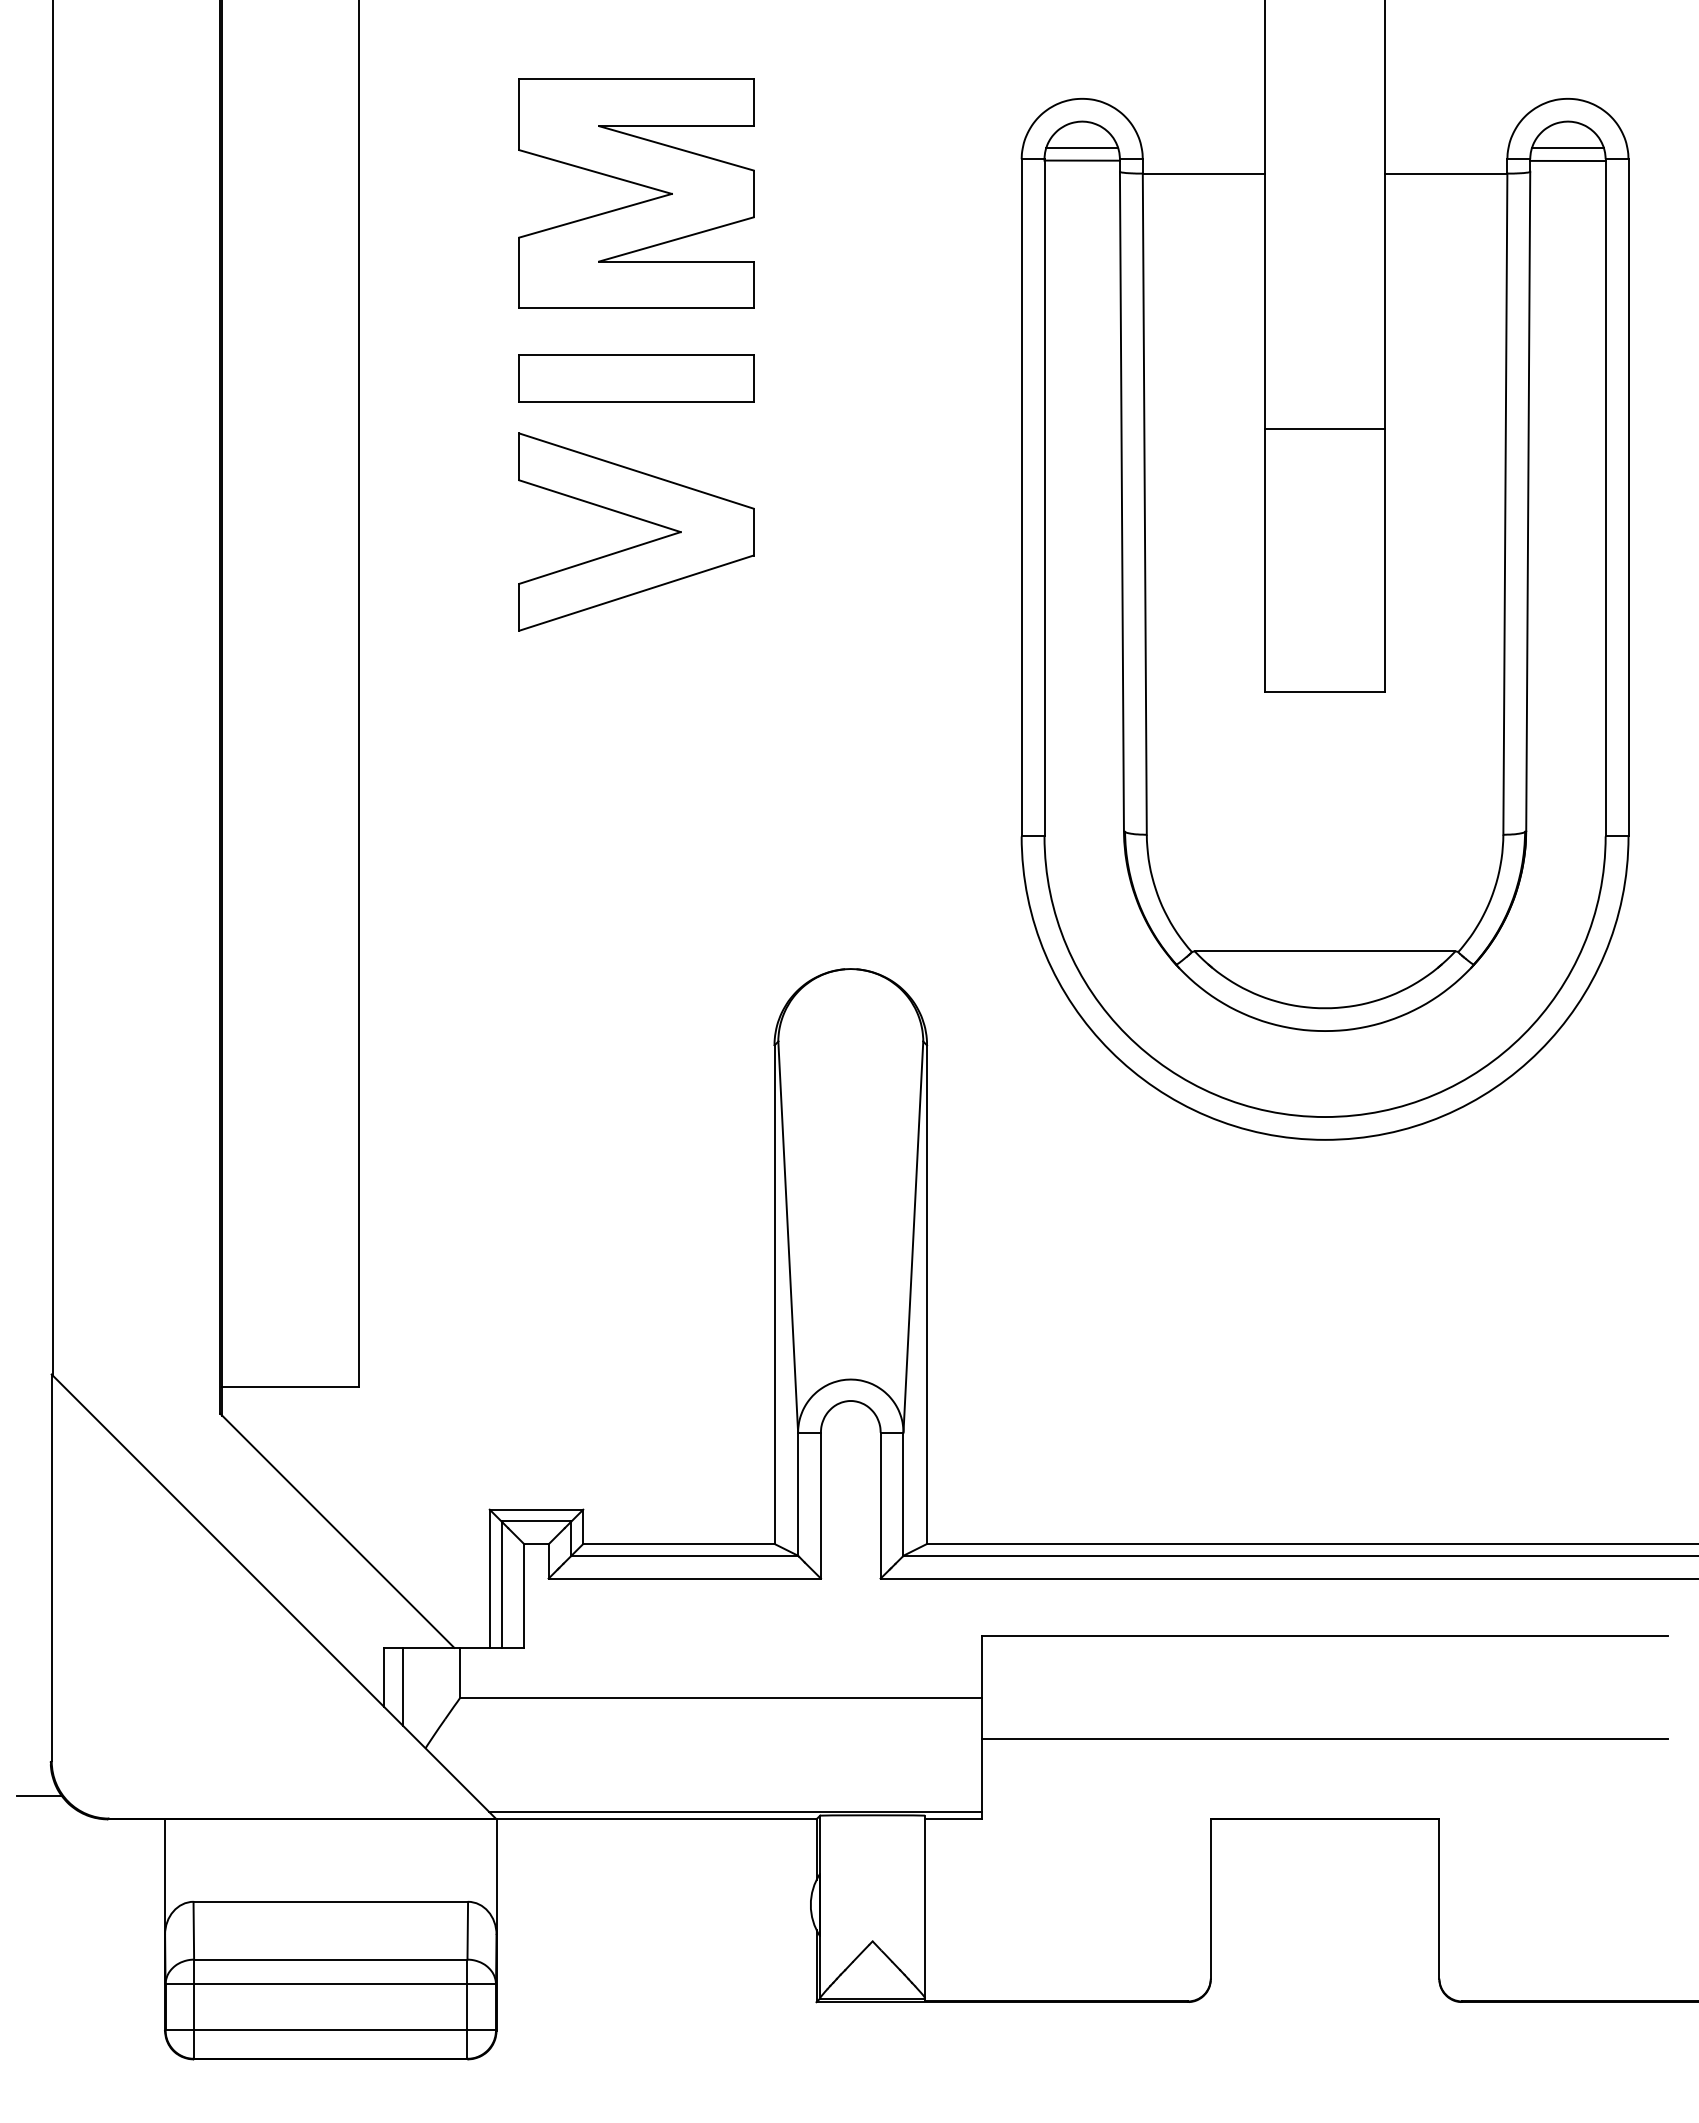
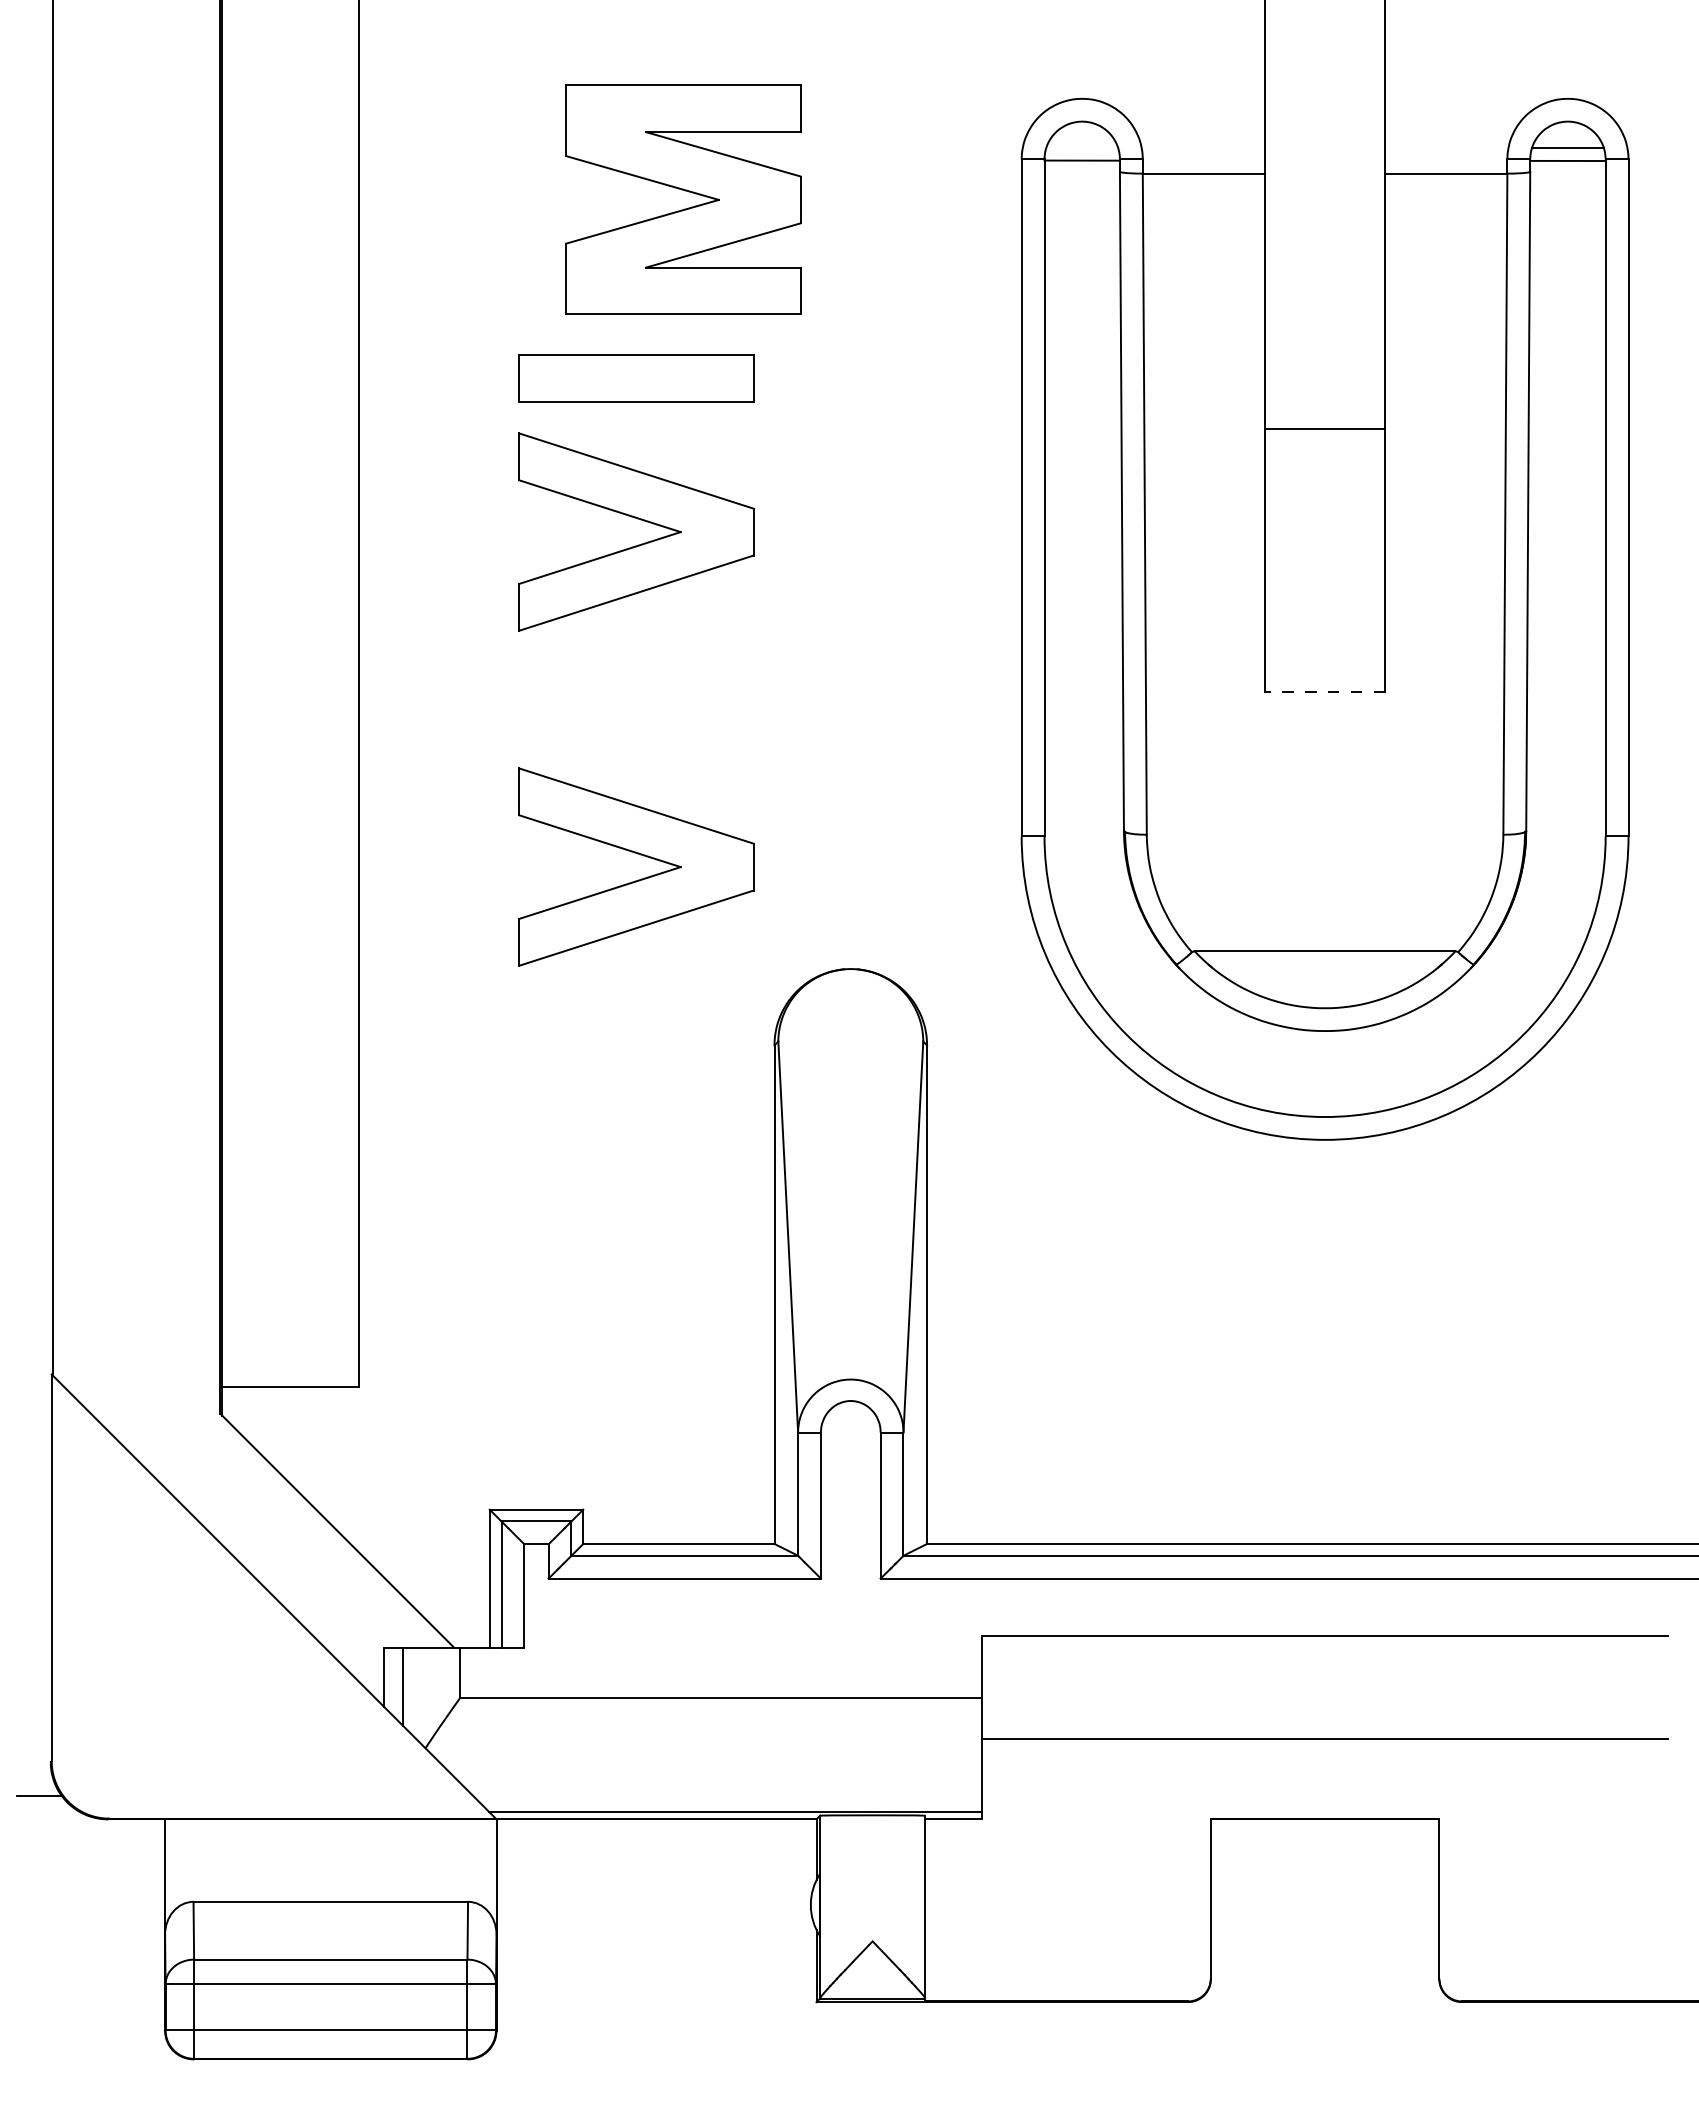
line: present -> none (1082, 147)
part position: (638, 185) -> (685, 191) (685, 191)
line: solid -> dashed (1325, 692)
part: none -> present (640, 855)
